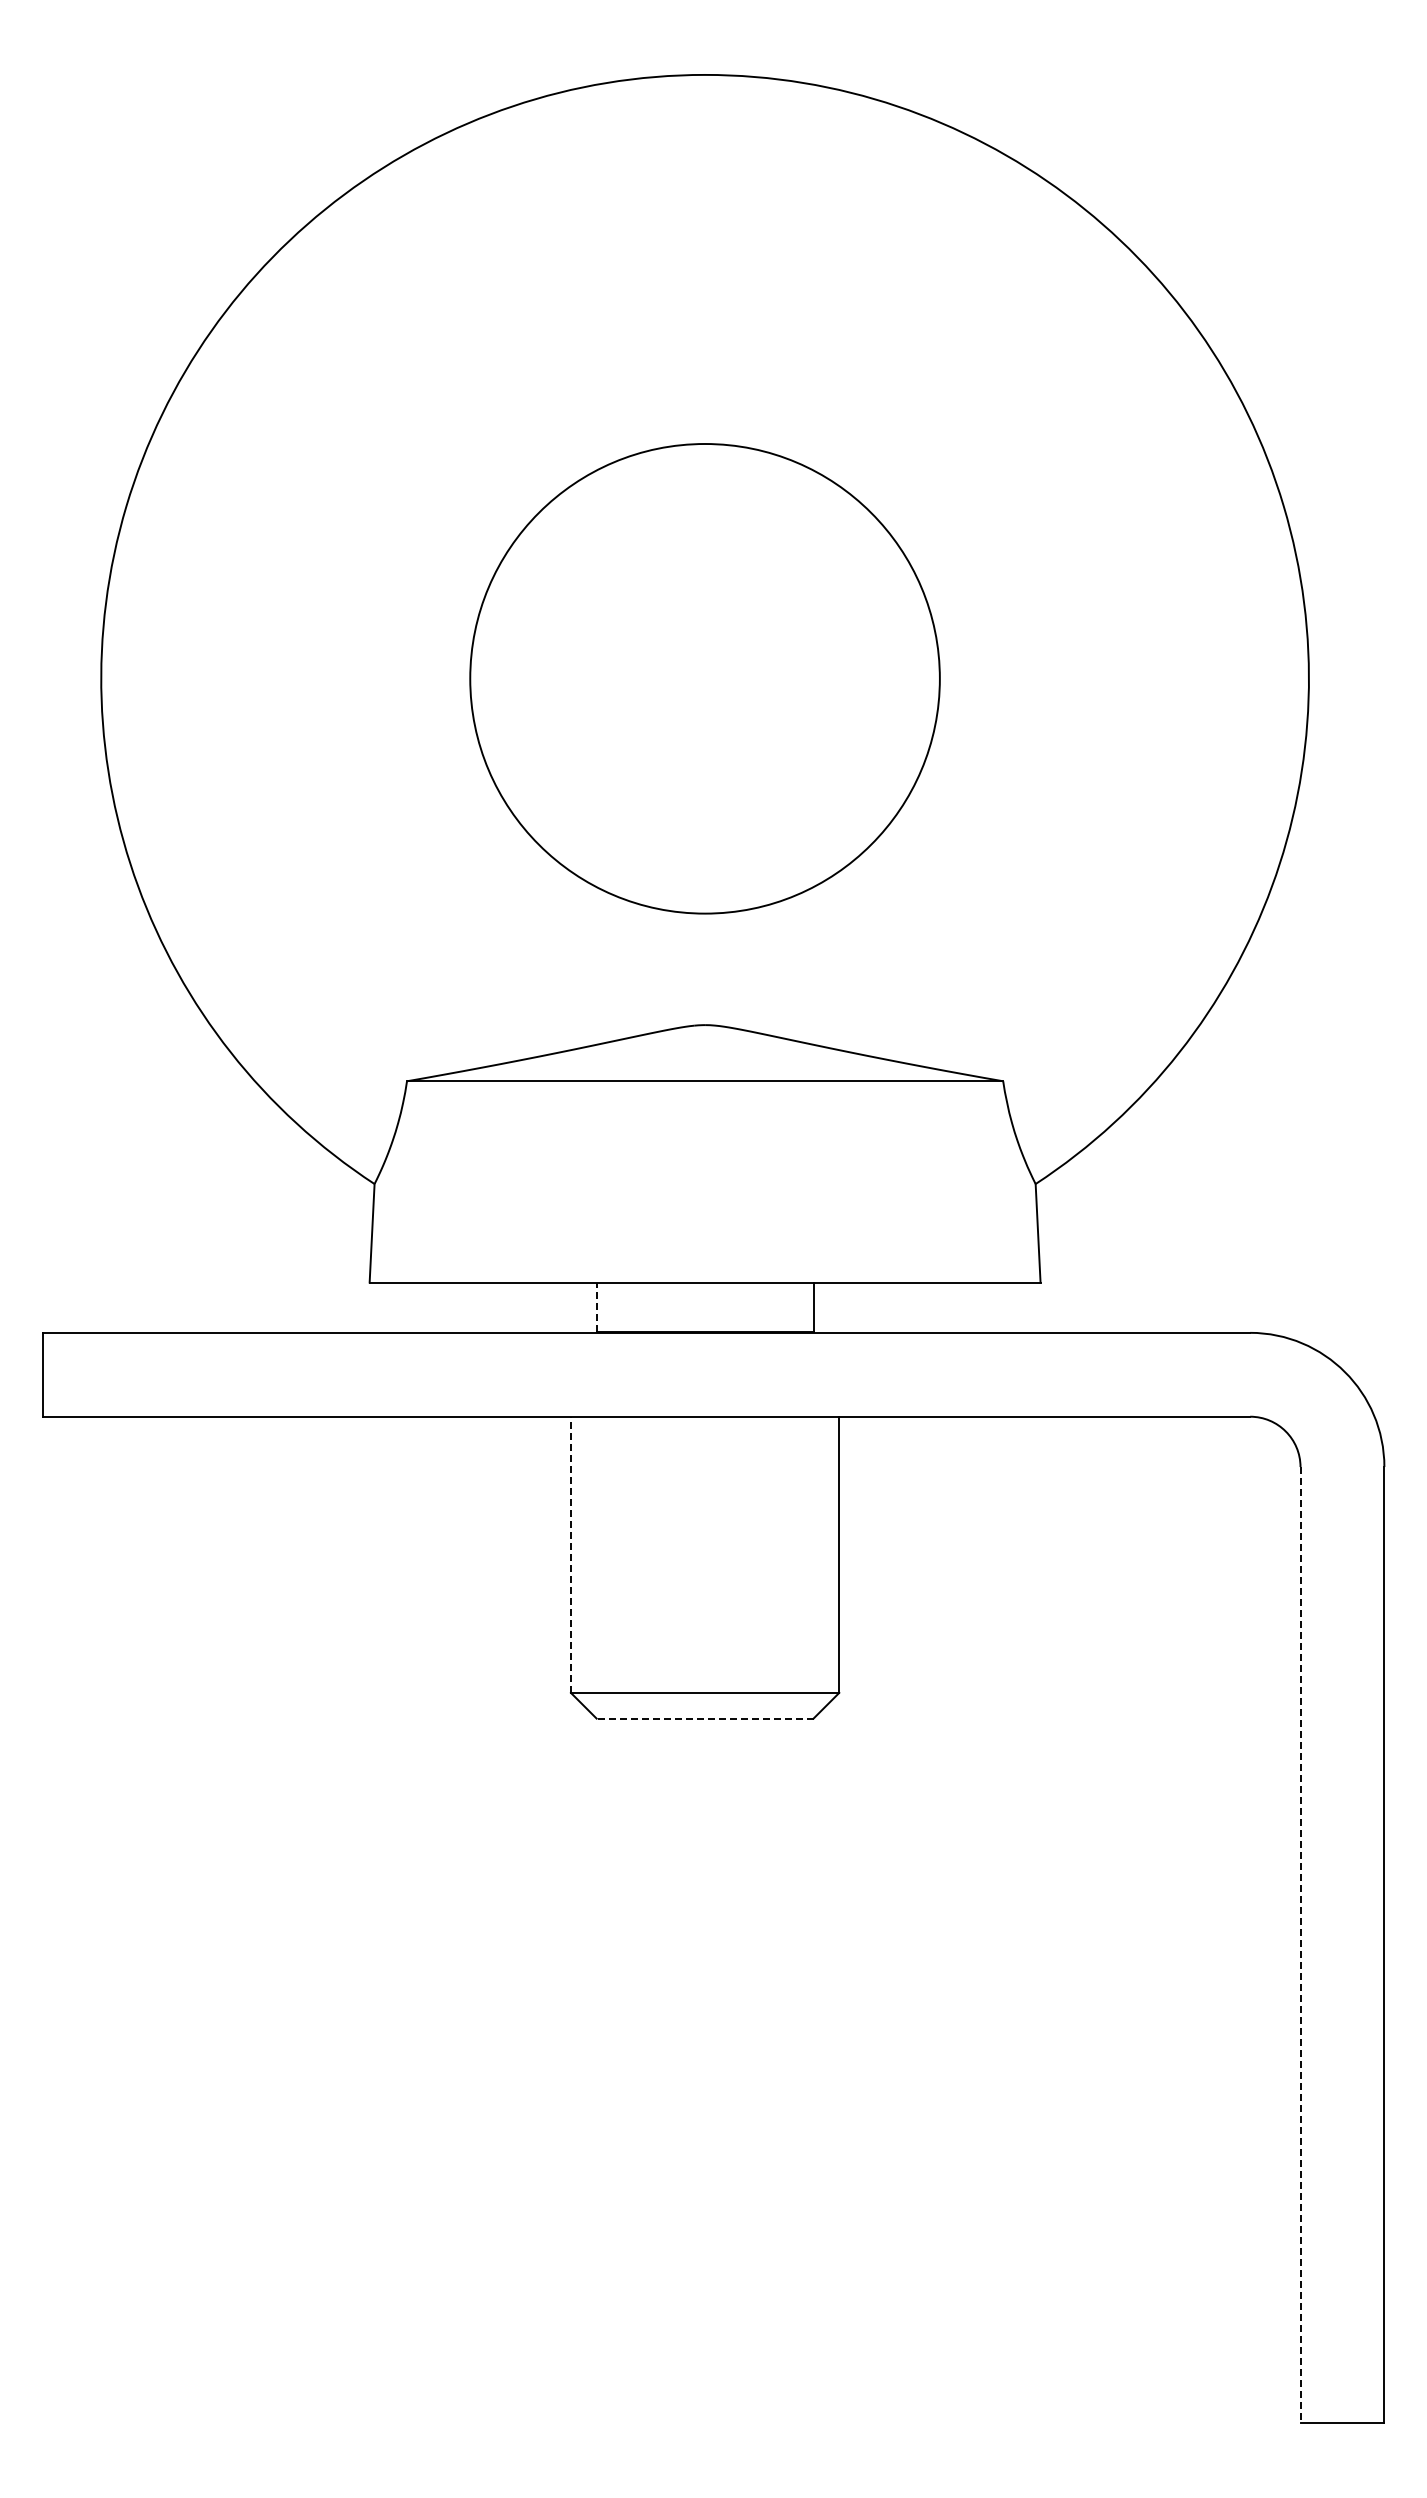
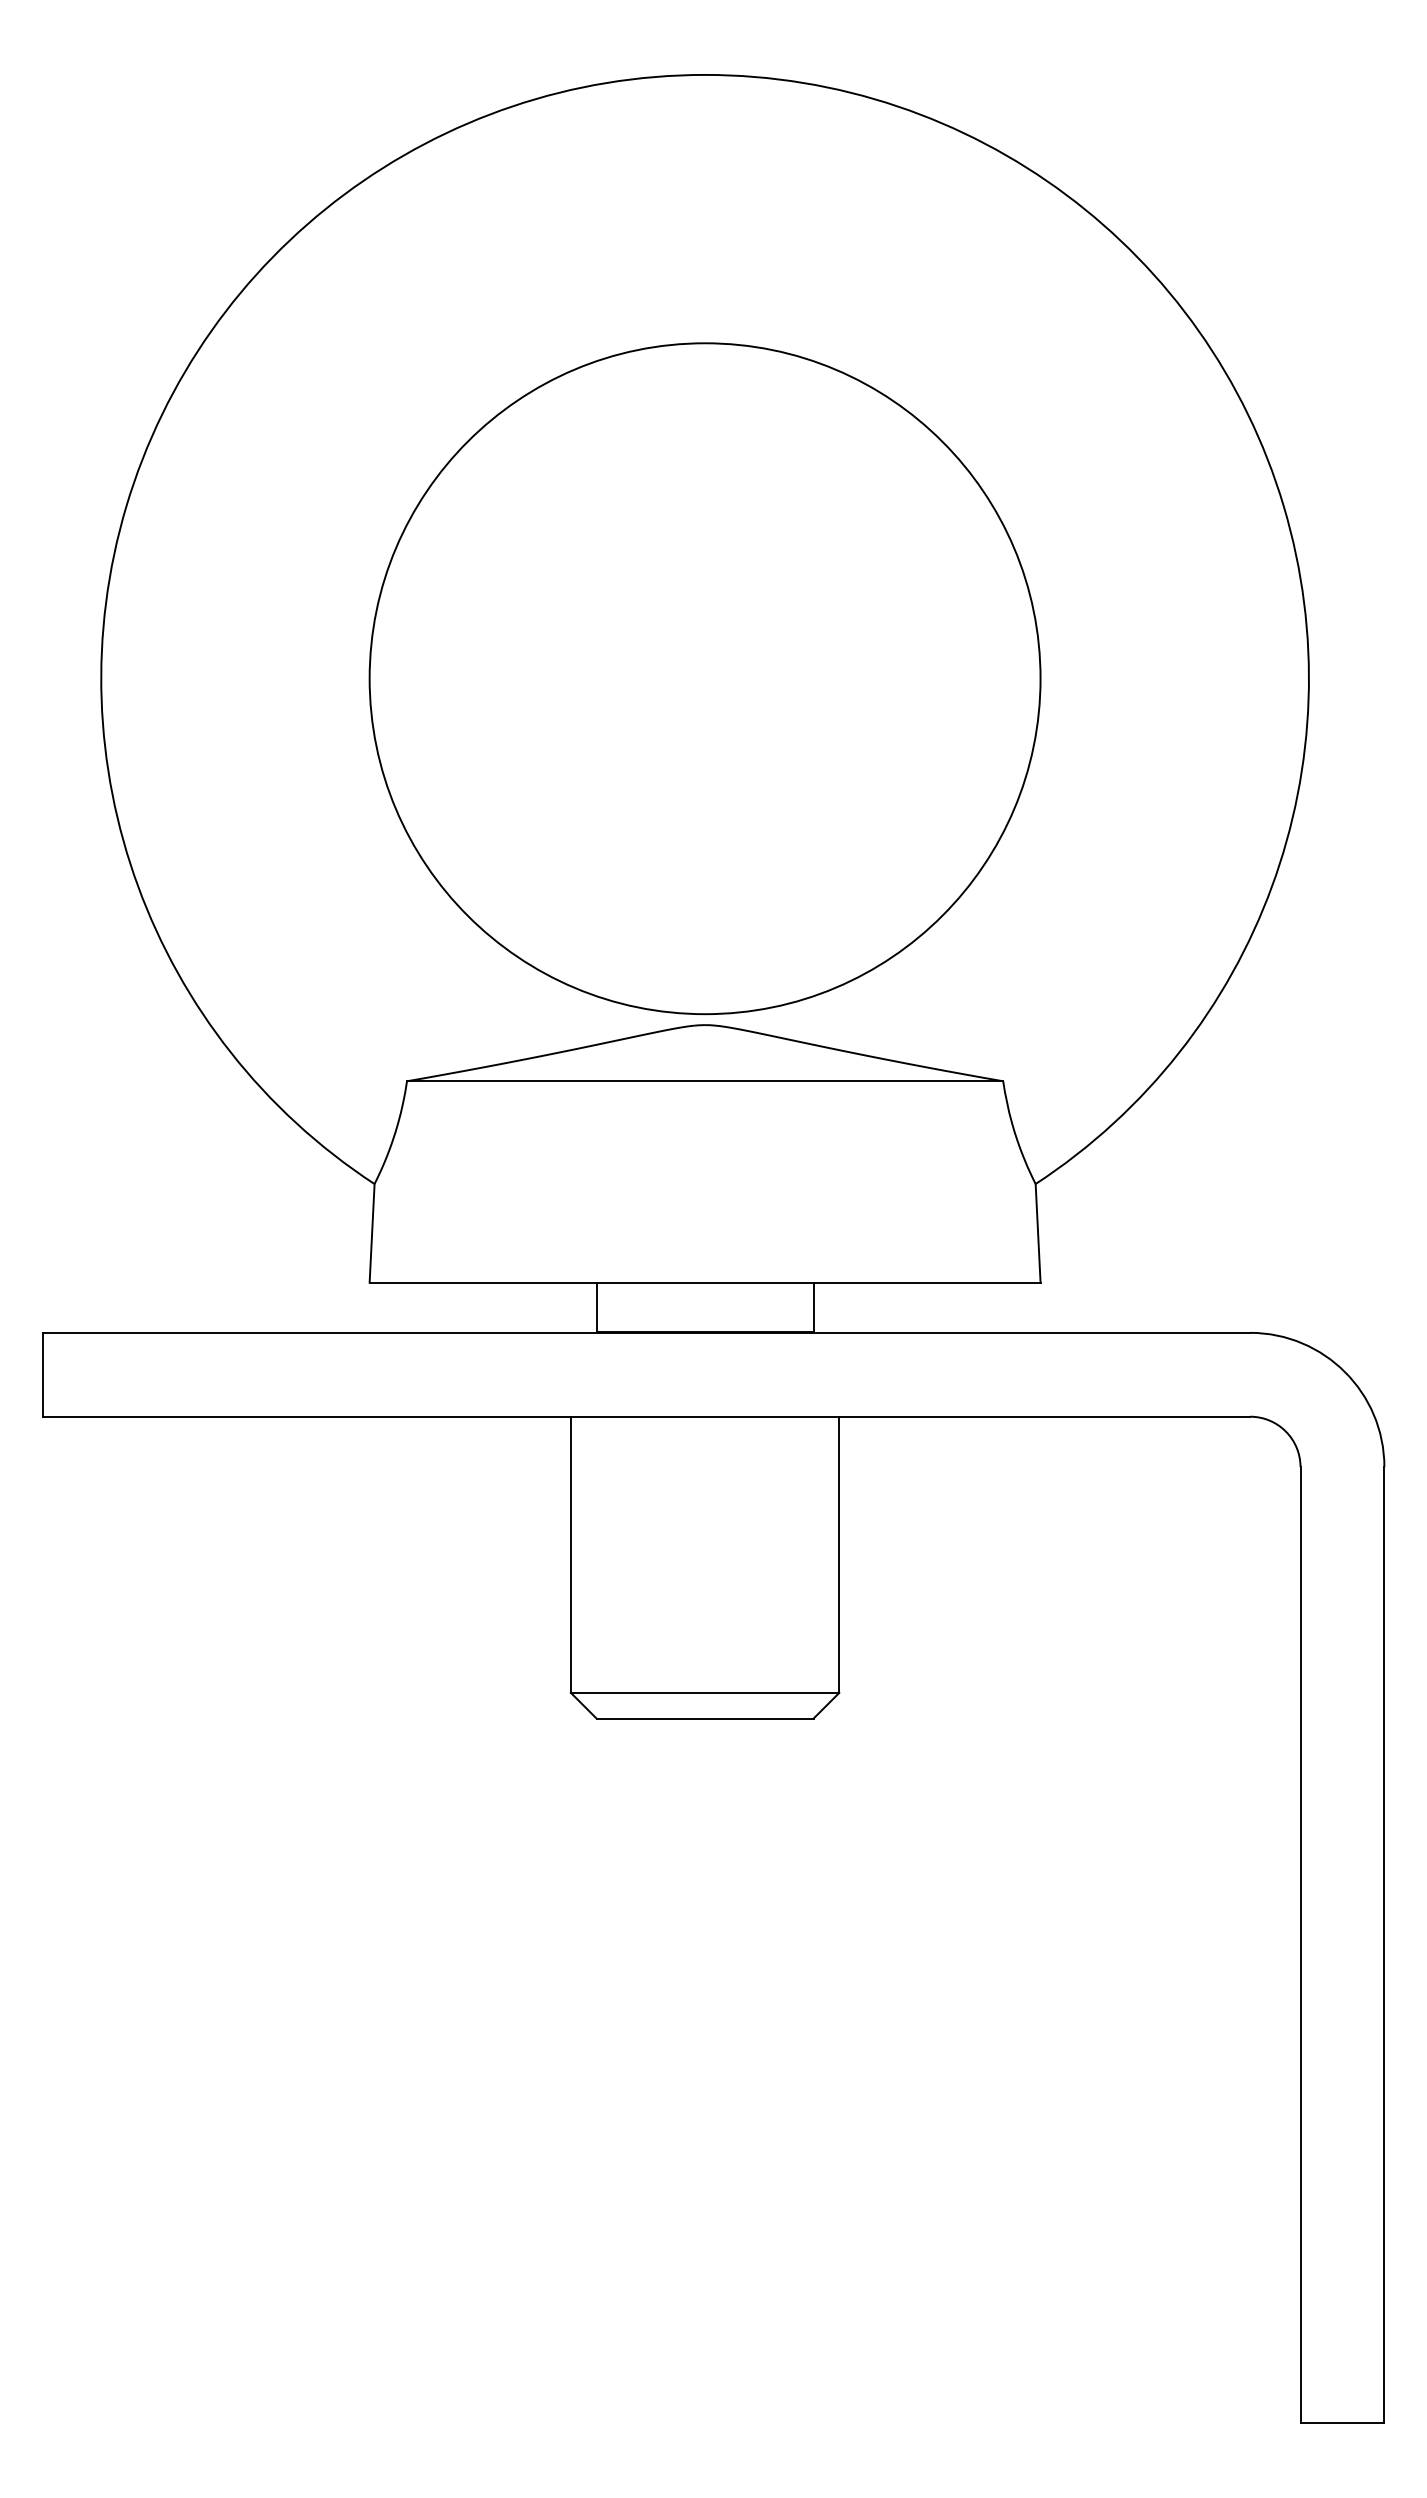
circle size: 472x472 px -> 674x674 px (704, 678)
line: dashed -> solid (596, 1307)
line: dashed -> solid (570, 1554)
line: dashed -> solid (704, 1718)
line: dashed -> solid (1300, 1945)
